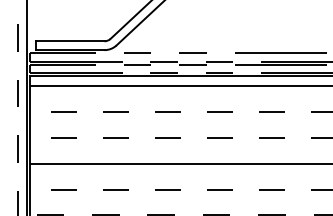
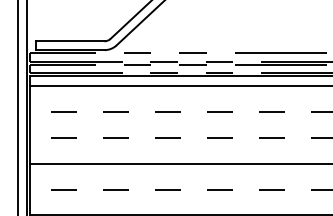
line: dashed -> solid (18, 108)
line: dashed -> solid (180, 214)
